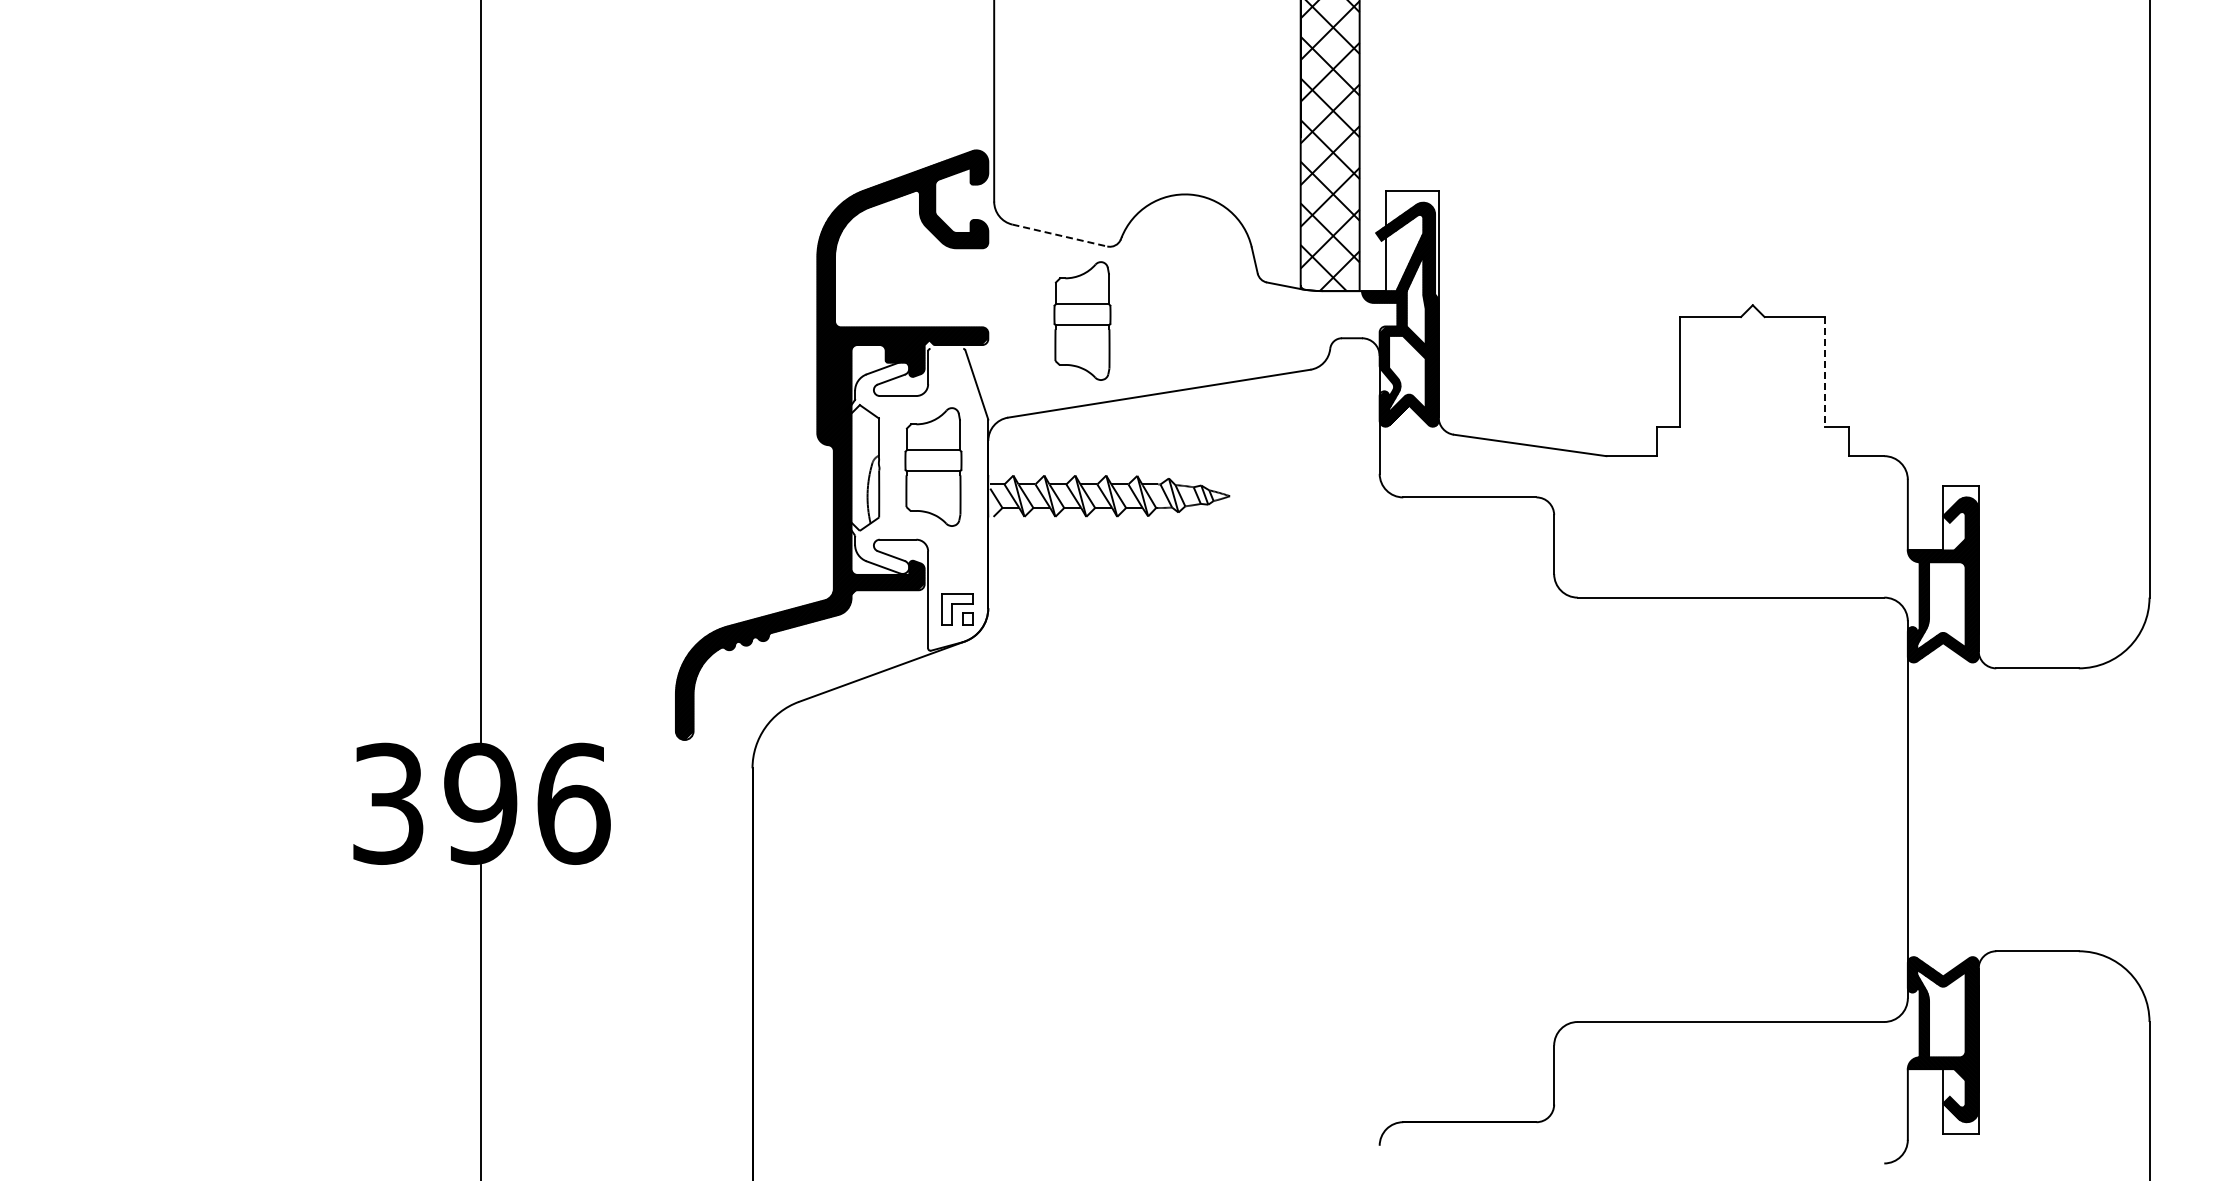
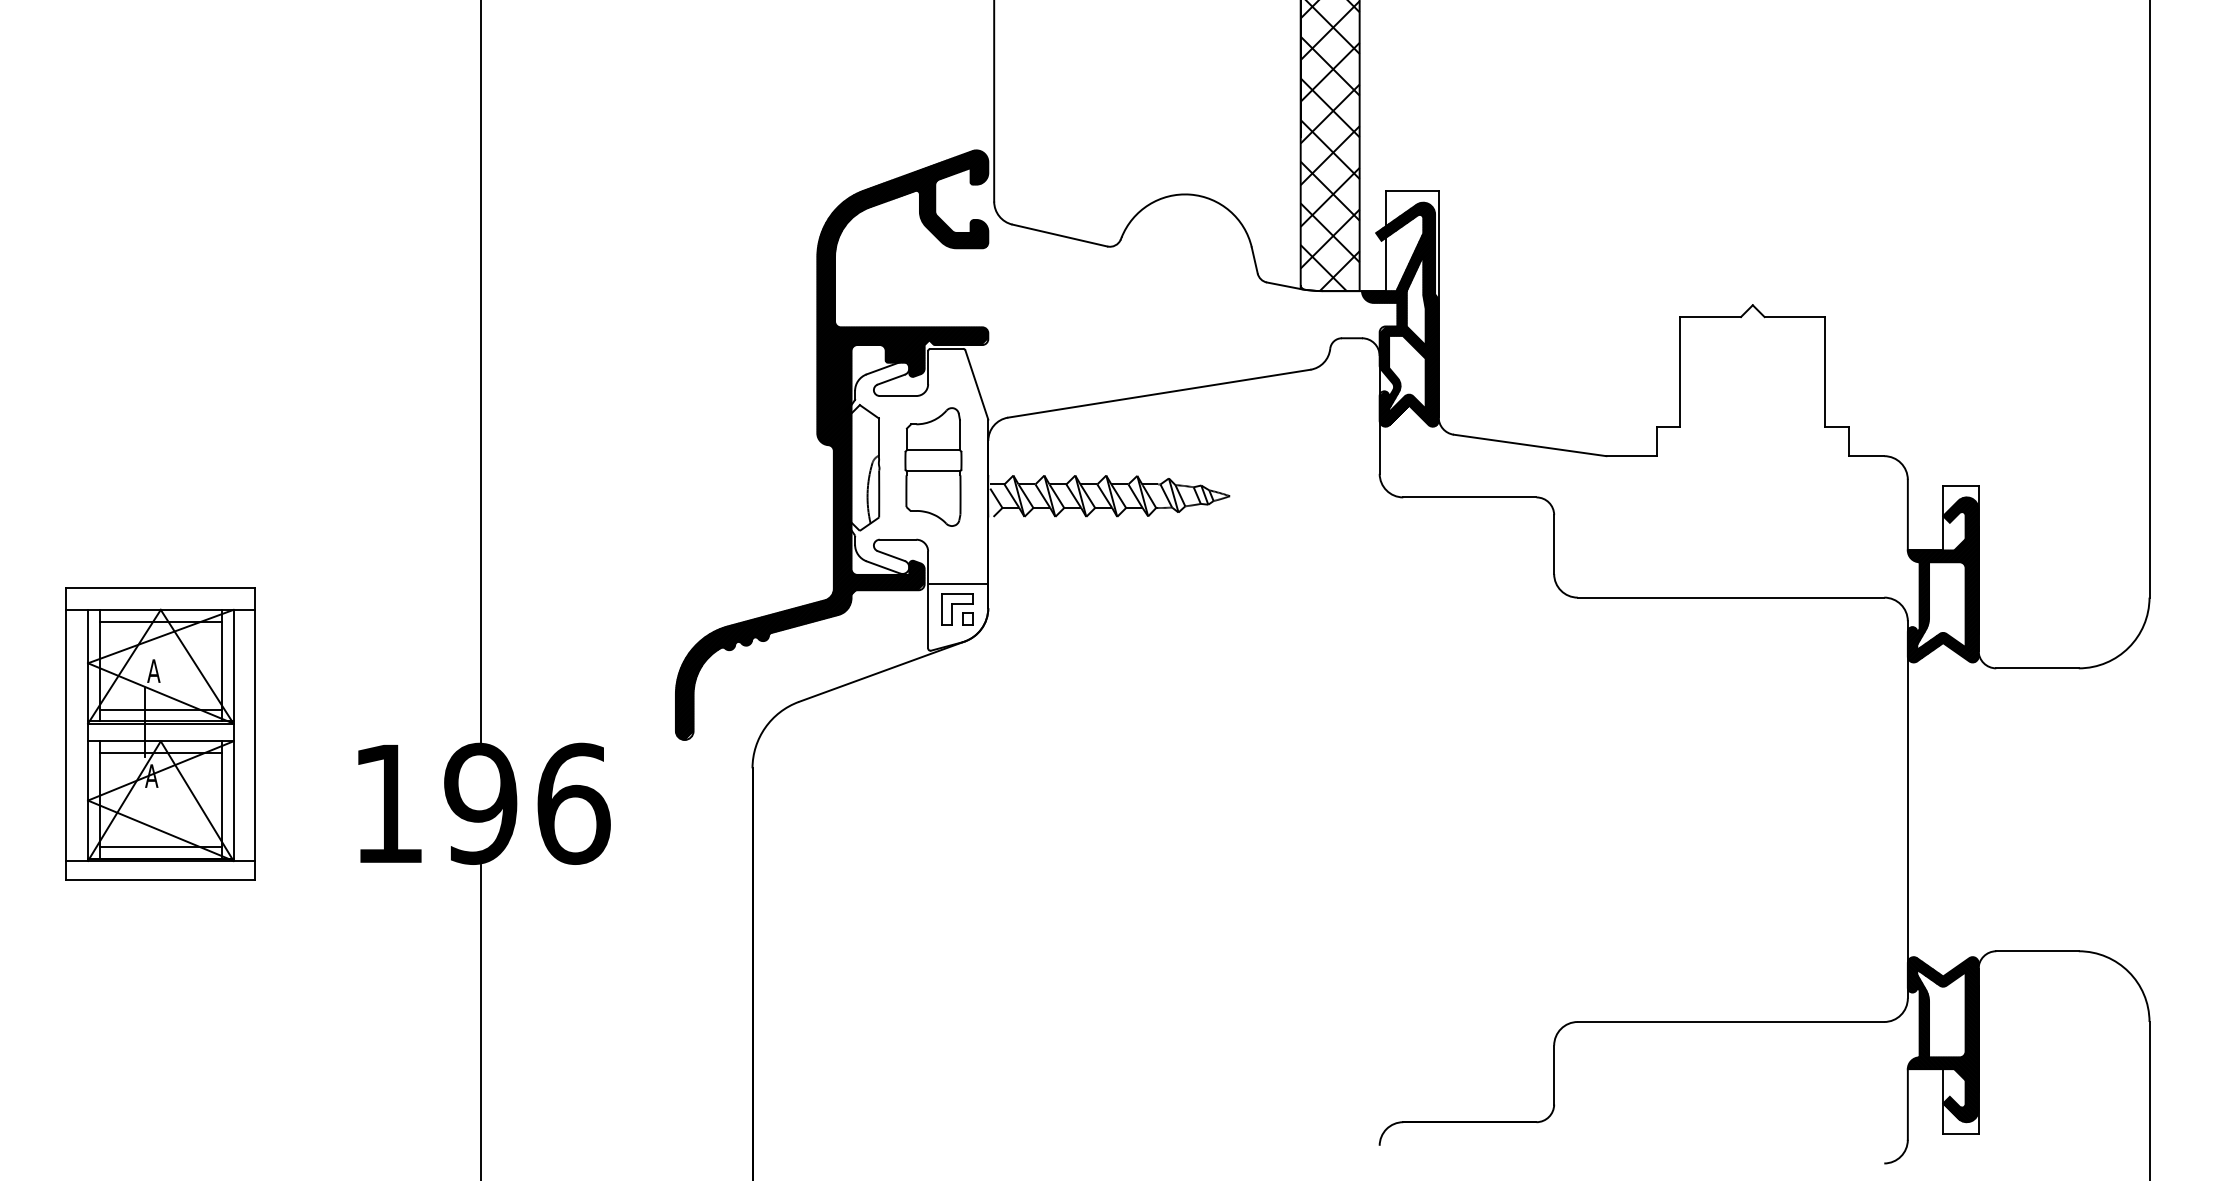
line: dashed -> solid (1059, 235)
part: present -> none (1082, 320)
line: none -> present (946, 348)
line: dashed -> solid (1825, 371)
line: none -> present (957, 584)
part: none -> present (160, 733)
text: 396 -> 196 (388, 803)
